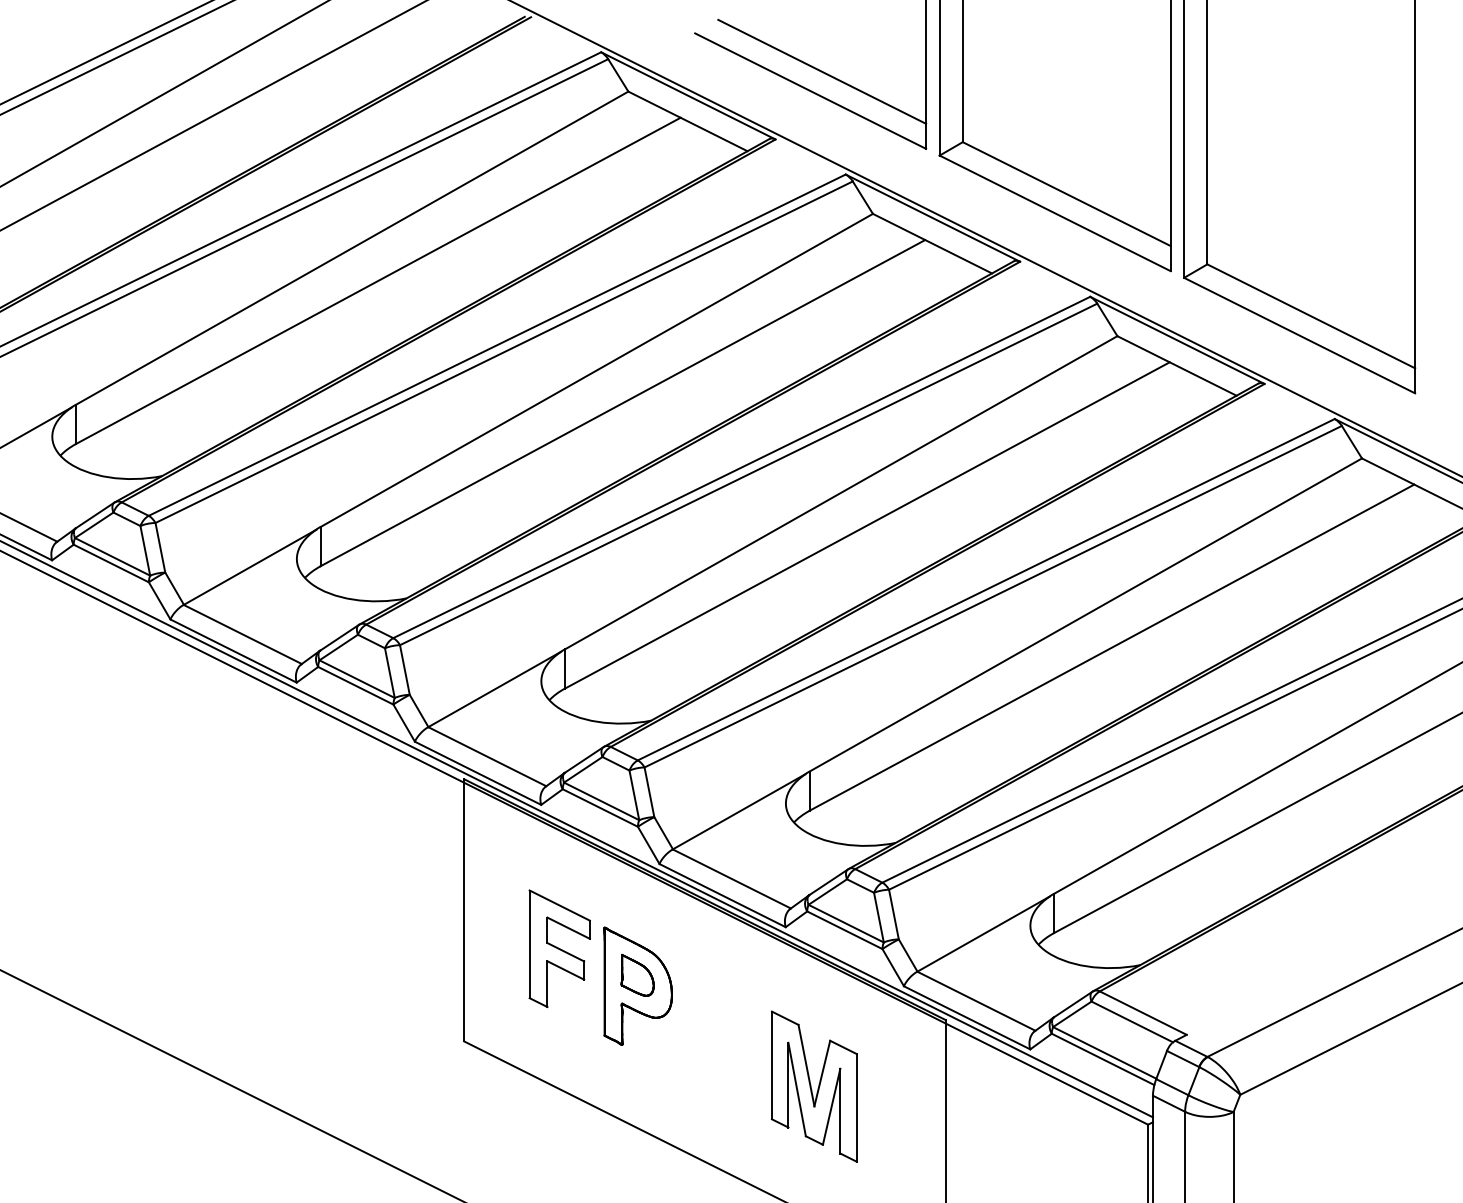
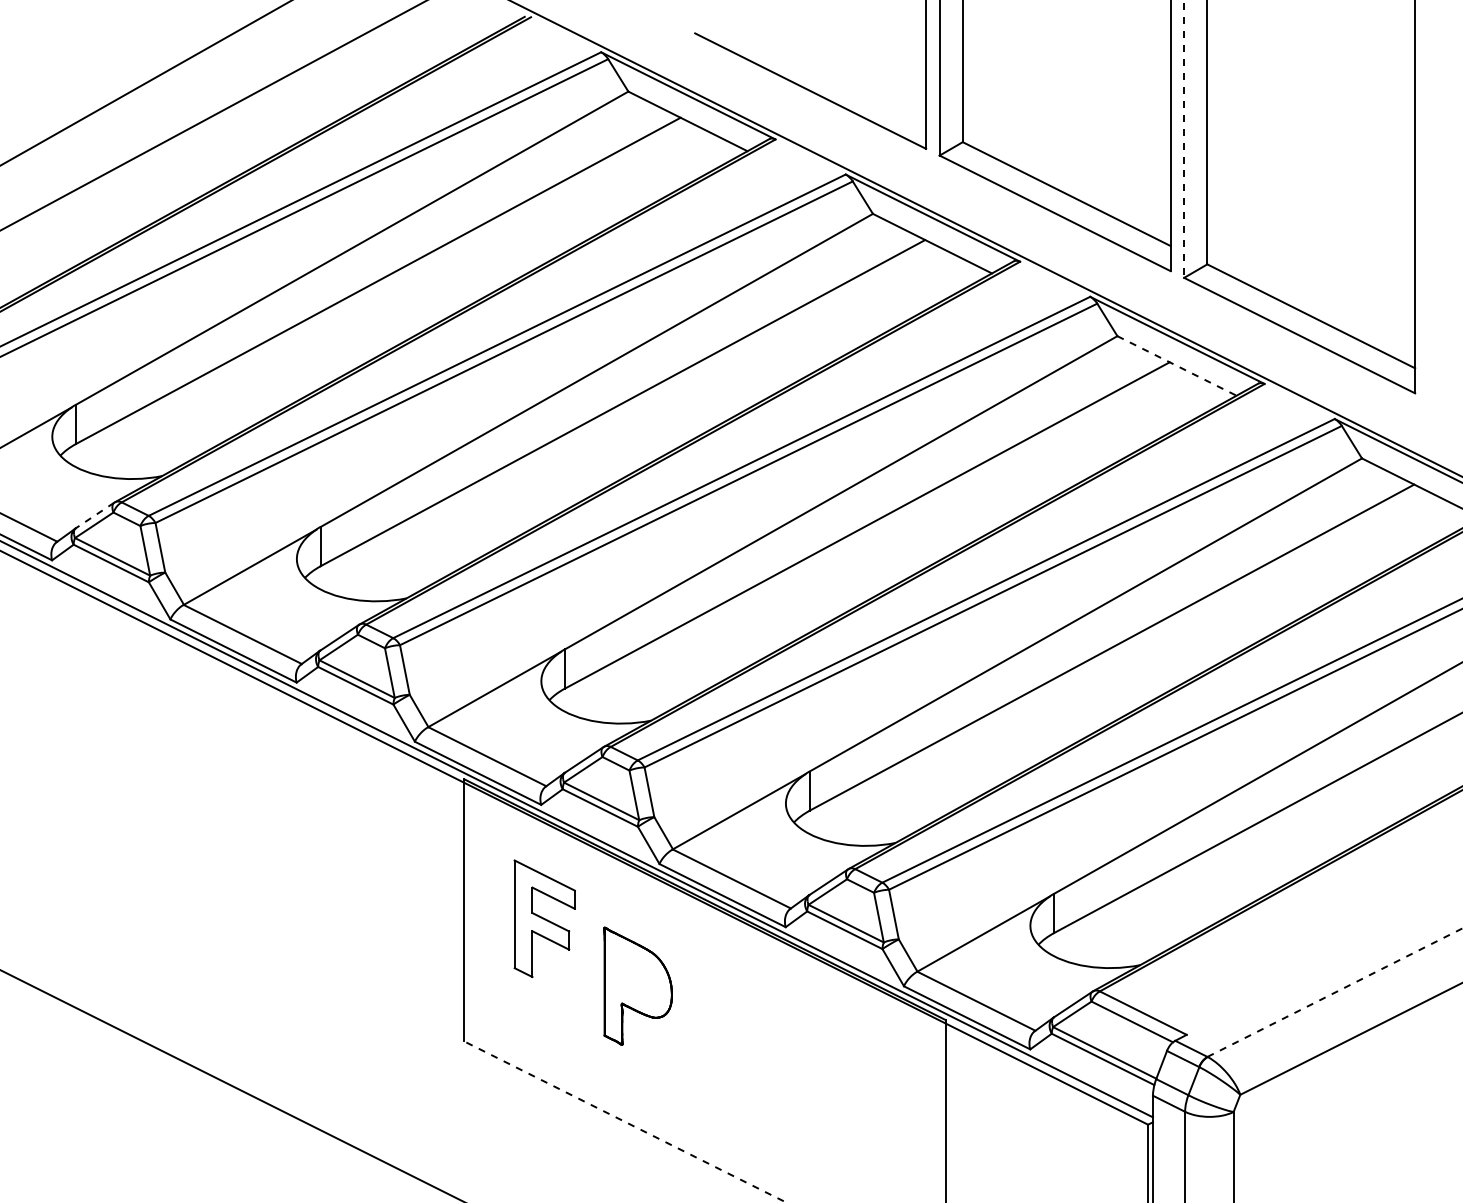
line: present -> none (105, 52)
line: present -> none (116, 57)
line: present -> none (822, 71)
line position: (164, 93) -> (145, 83) (145, 83)
line: solid -> dashed (1184, 138)
line: solid -> dashed (1177, 365)
line: solid -> dashed (94, 515)
part position: (559, 948) -> (544, 918) (544, 918)
part: present -> none (637, 975)
line: solid -> dashed (1335, 992)
part: present -> none (813, 1086)
line: solid -> dashed (624, 1121)
